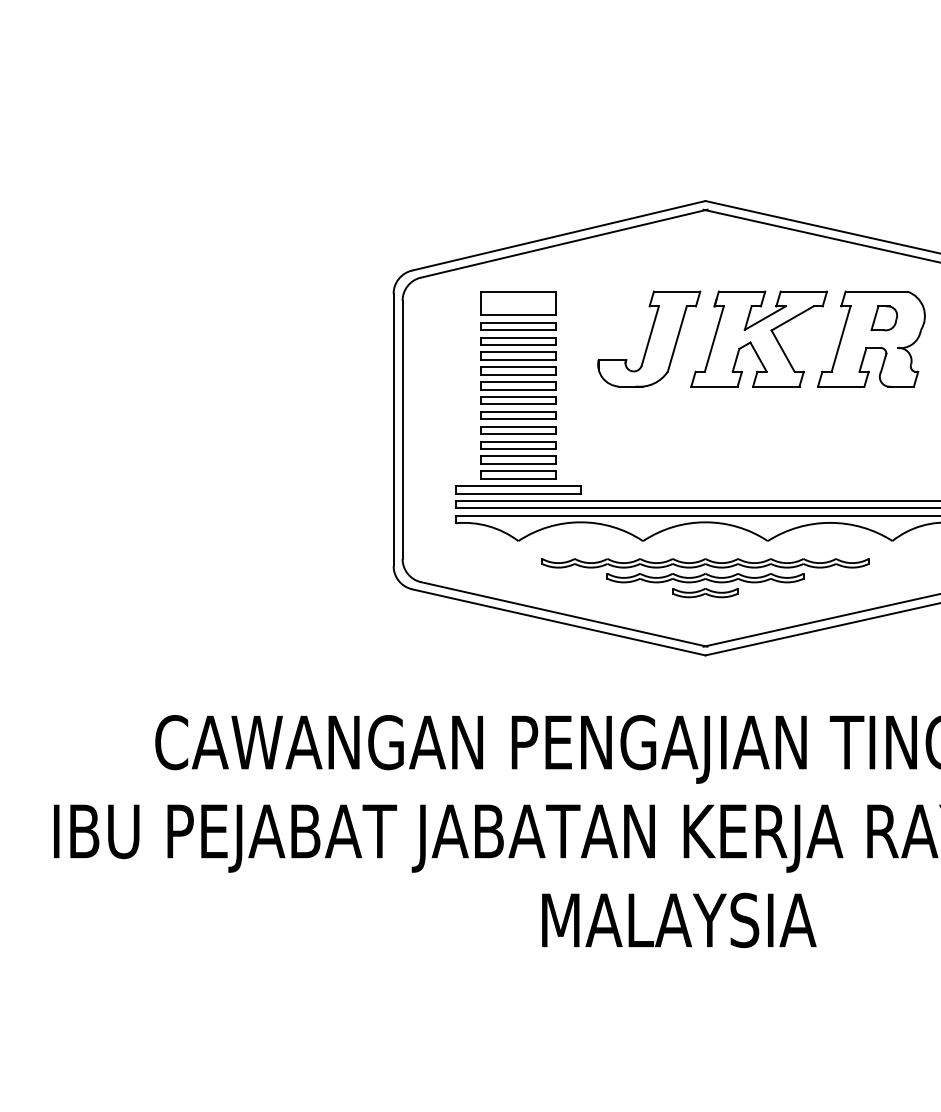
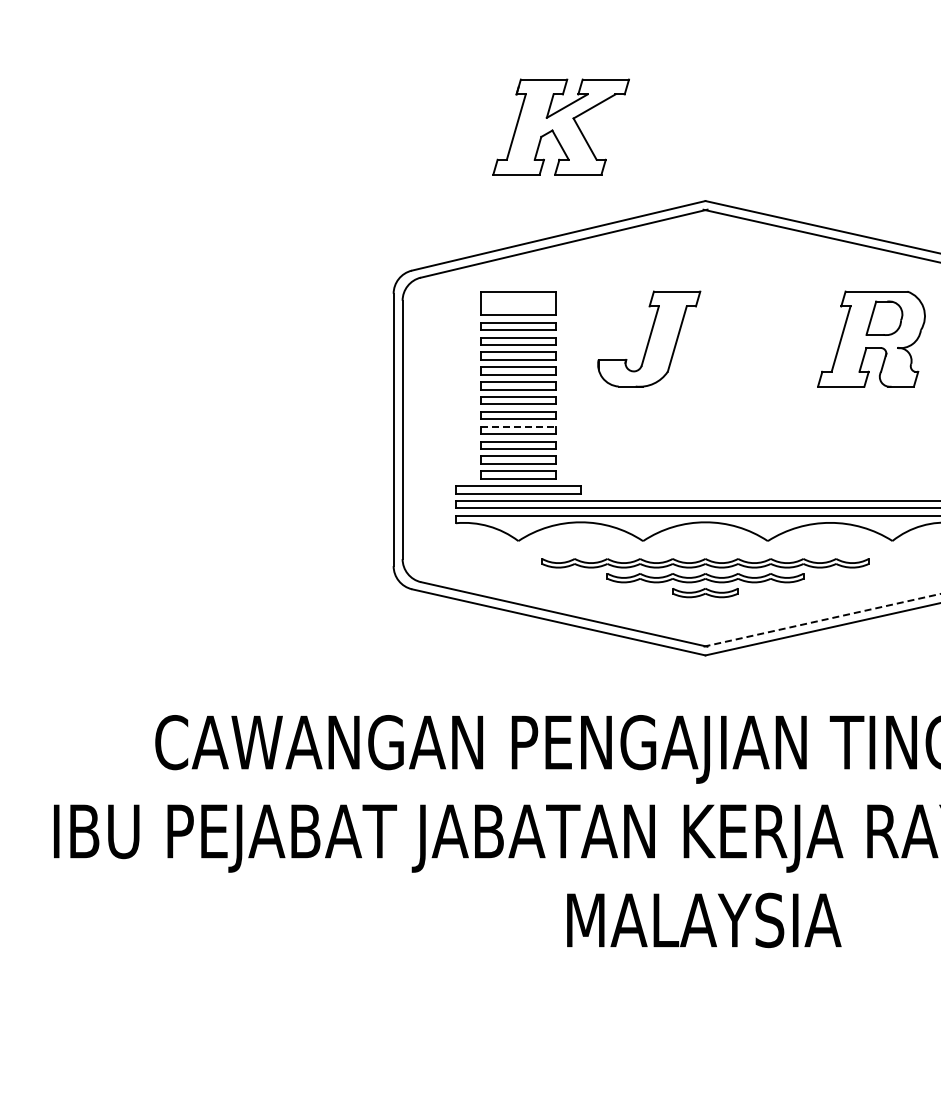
part size: 28x27 px -> 39x36 px (884, 317)
part position: (758, 338) -> (560, 126) (560, 126)
line: solid -> dashed (518, 426)
line: solid -> dashed (822, 620)
text position: (679, 920) -> (704, 920) (704, 920)
